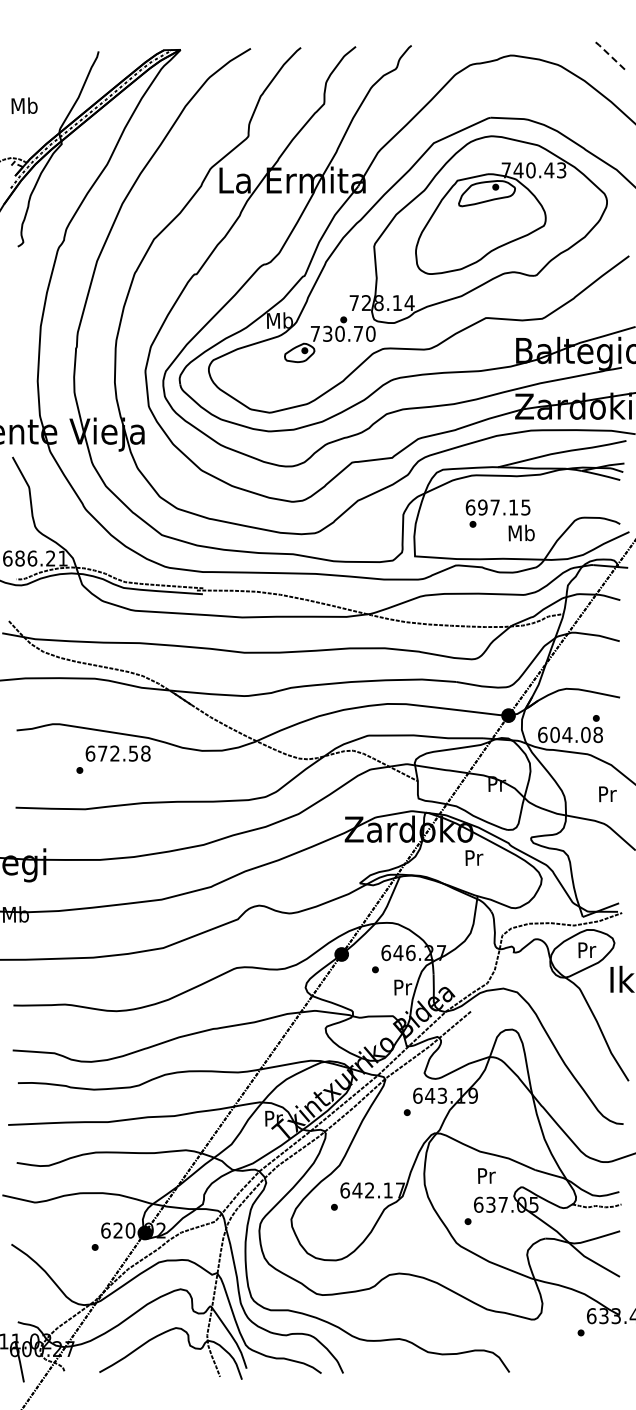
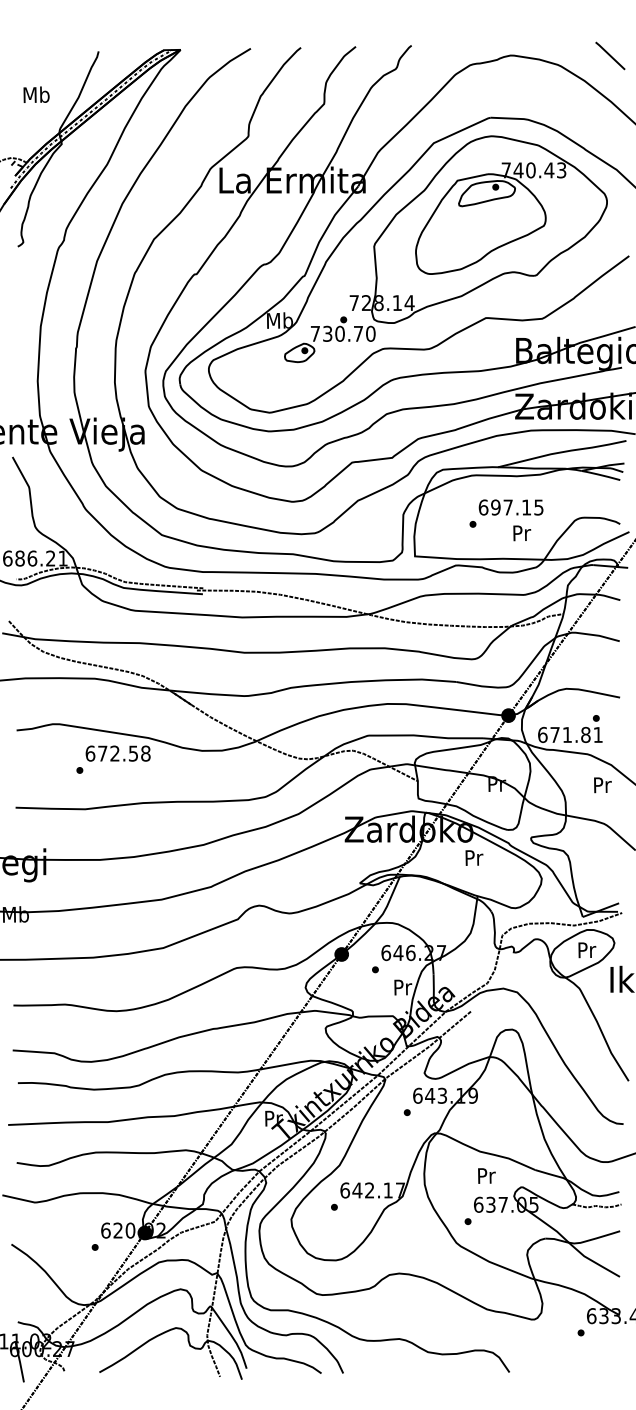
line: dashed -> solid (610, 55)
text position: (24, 105) -> (36, 94) (36, 94)
text position: (497, 507) -> (510, 507) (510, 507)
text: Mb -> Pr (521, 532)
text: 604.08 -> 671.81 (576, 734)
text position: (607, 794) -> (602, 785) (602, 785)
